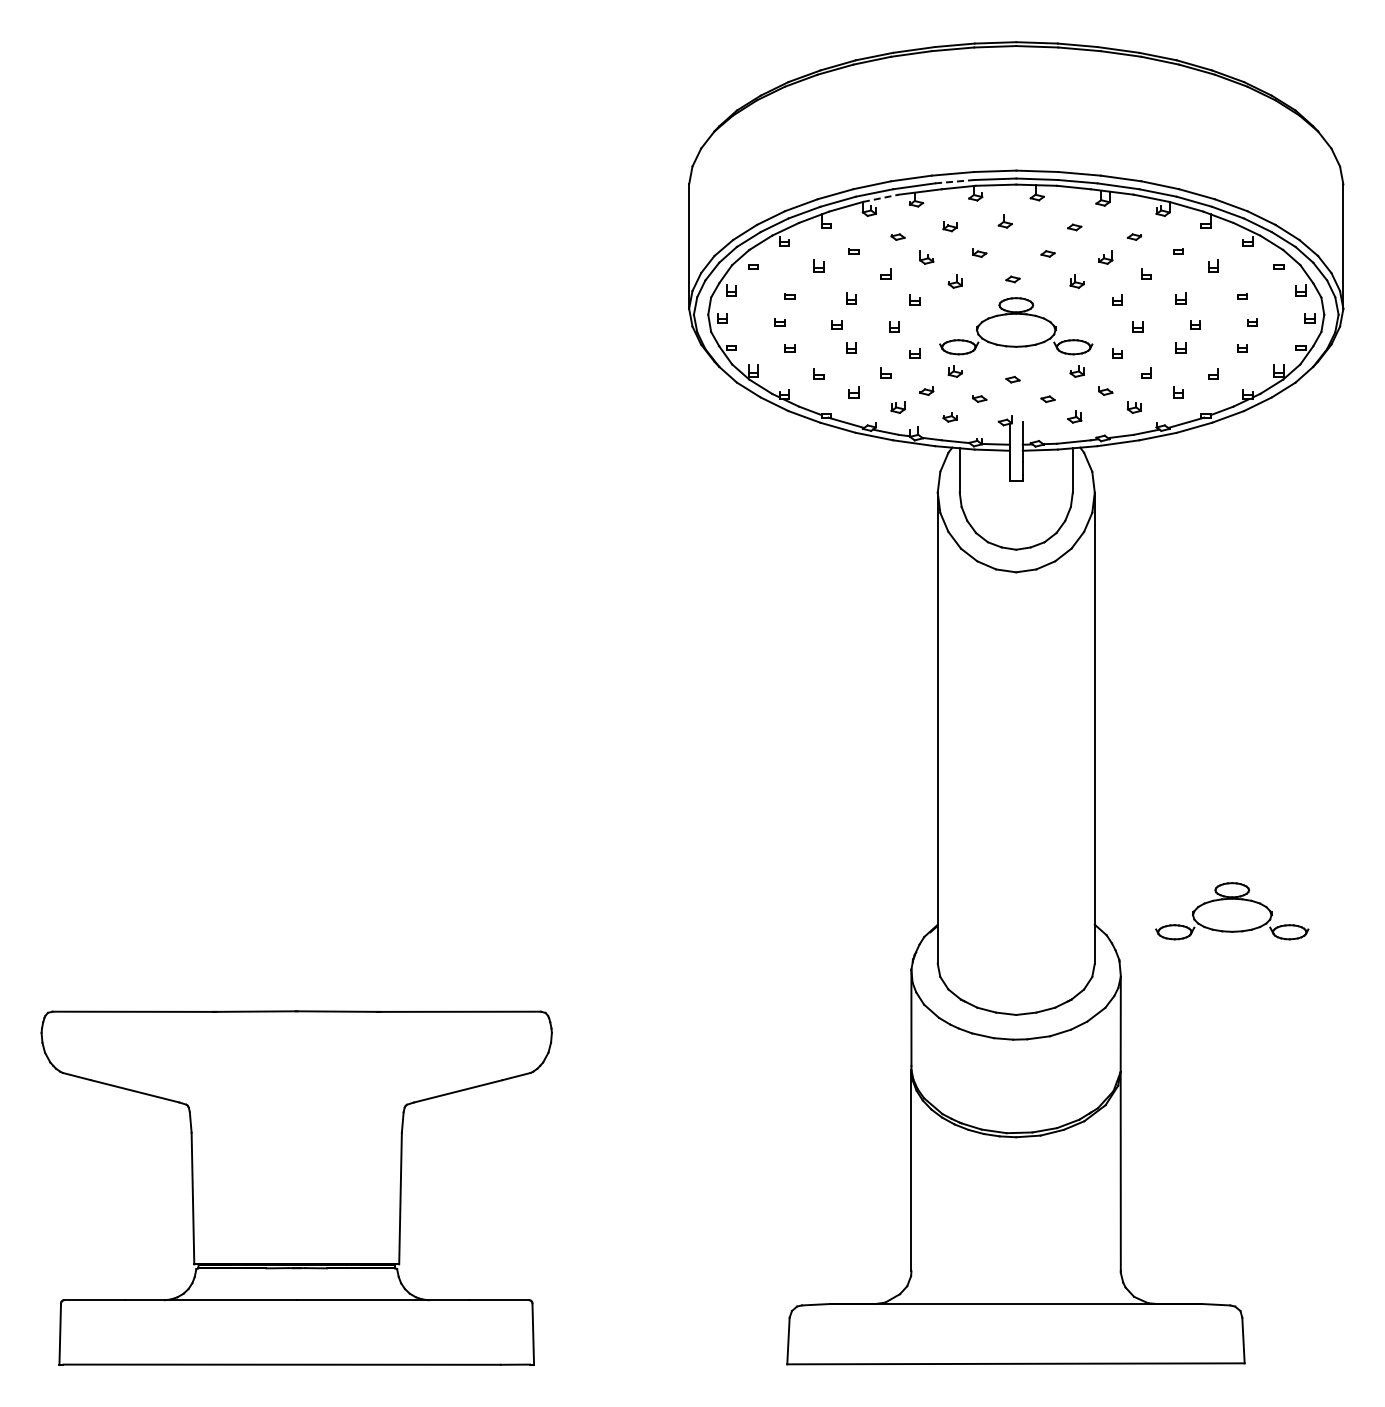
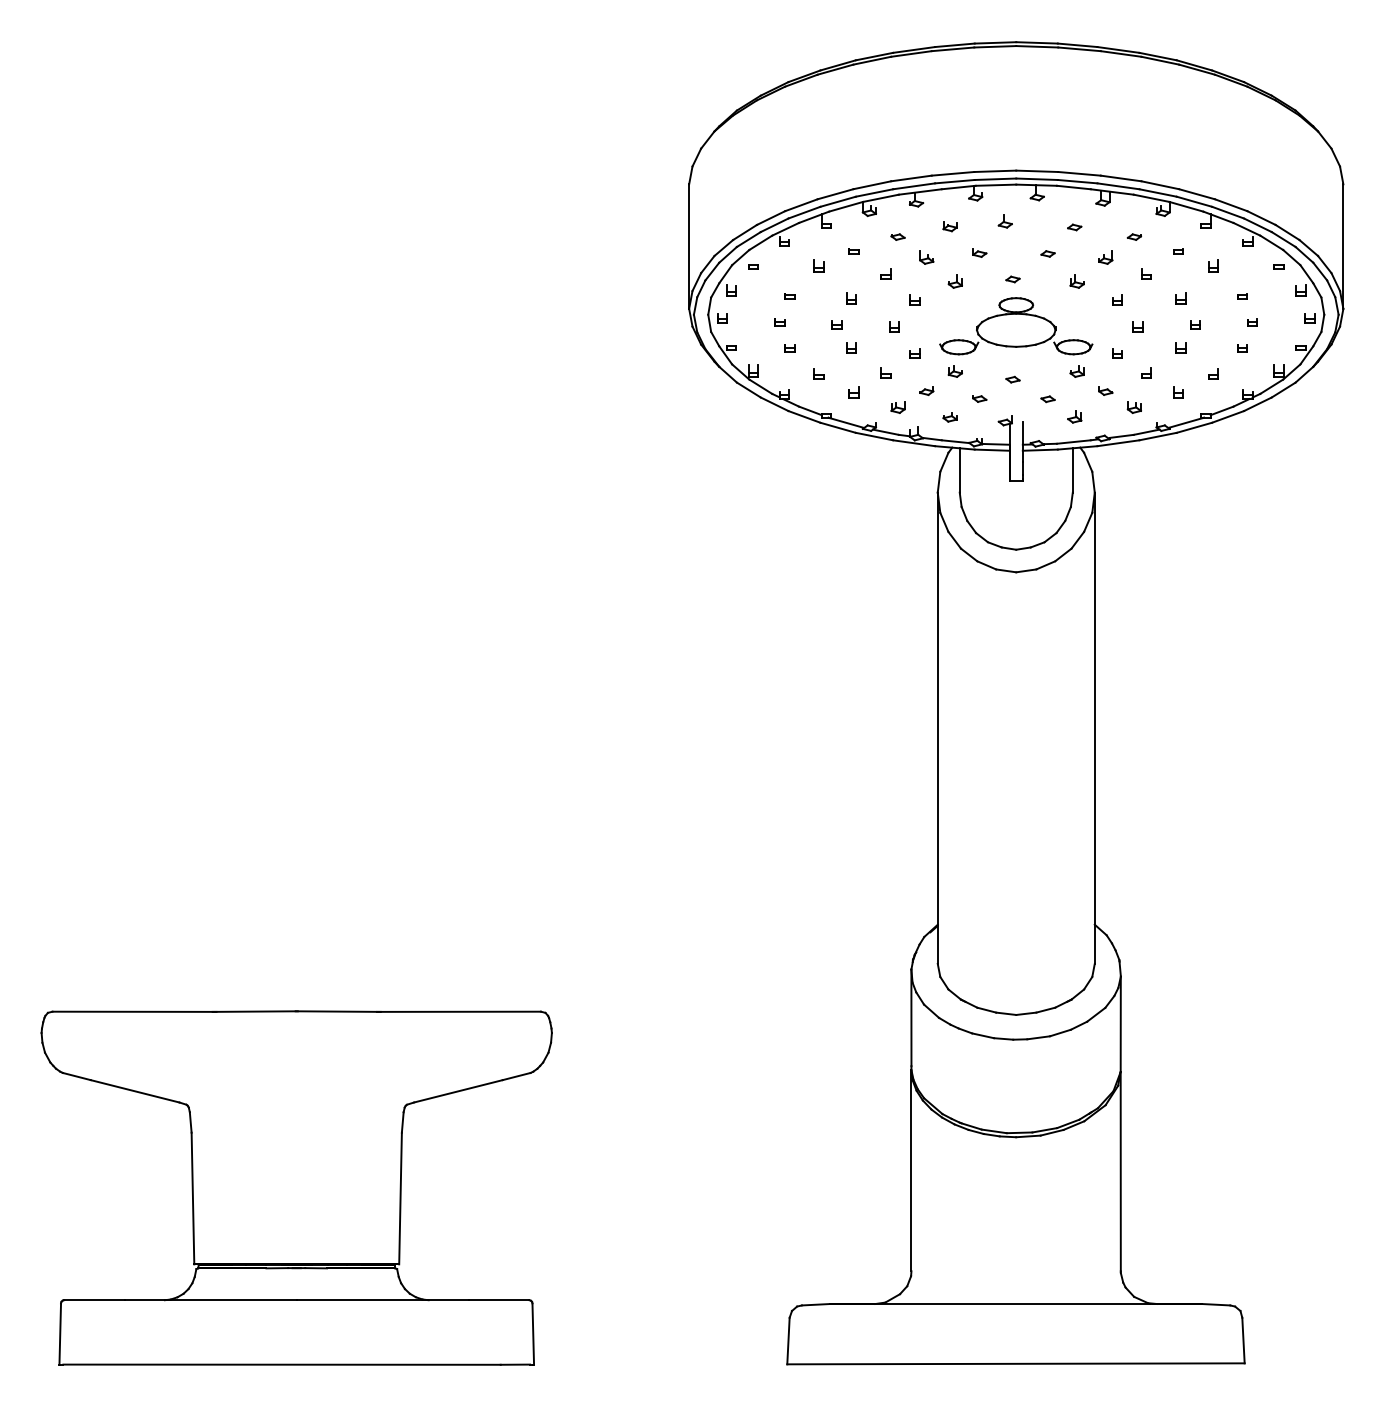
line: dashed -> solid (954, 181)
line: dashed -> solid (881, 198)
part: present -> none (1232, 911)
